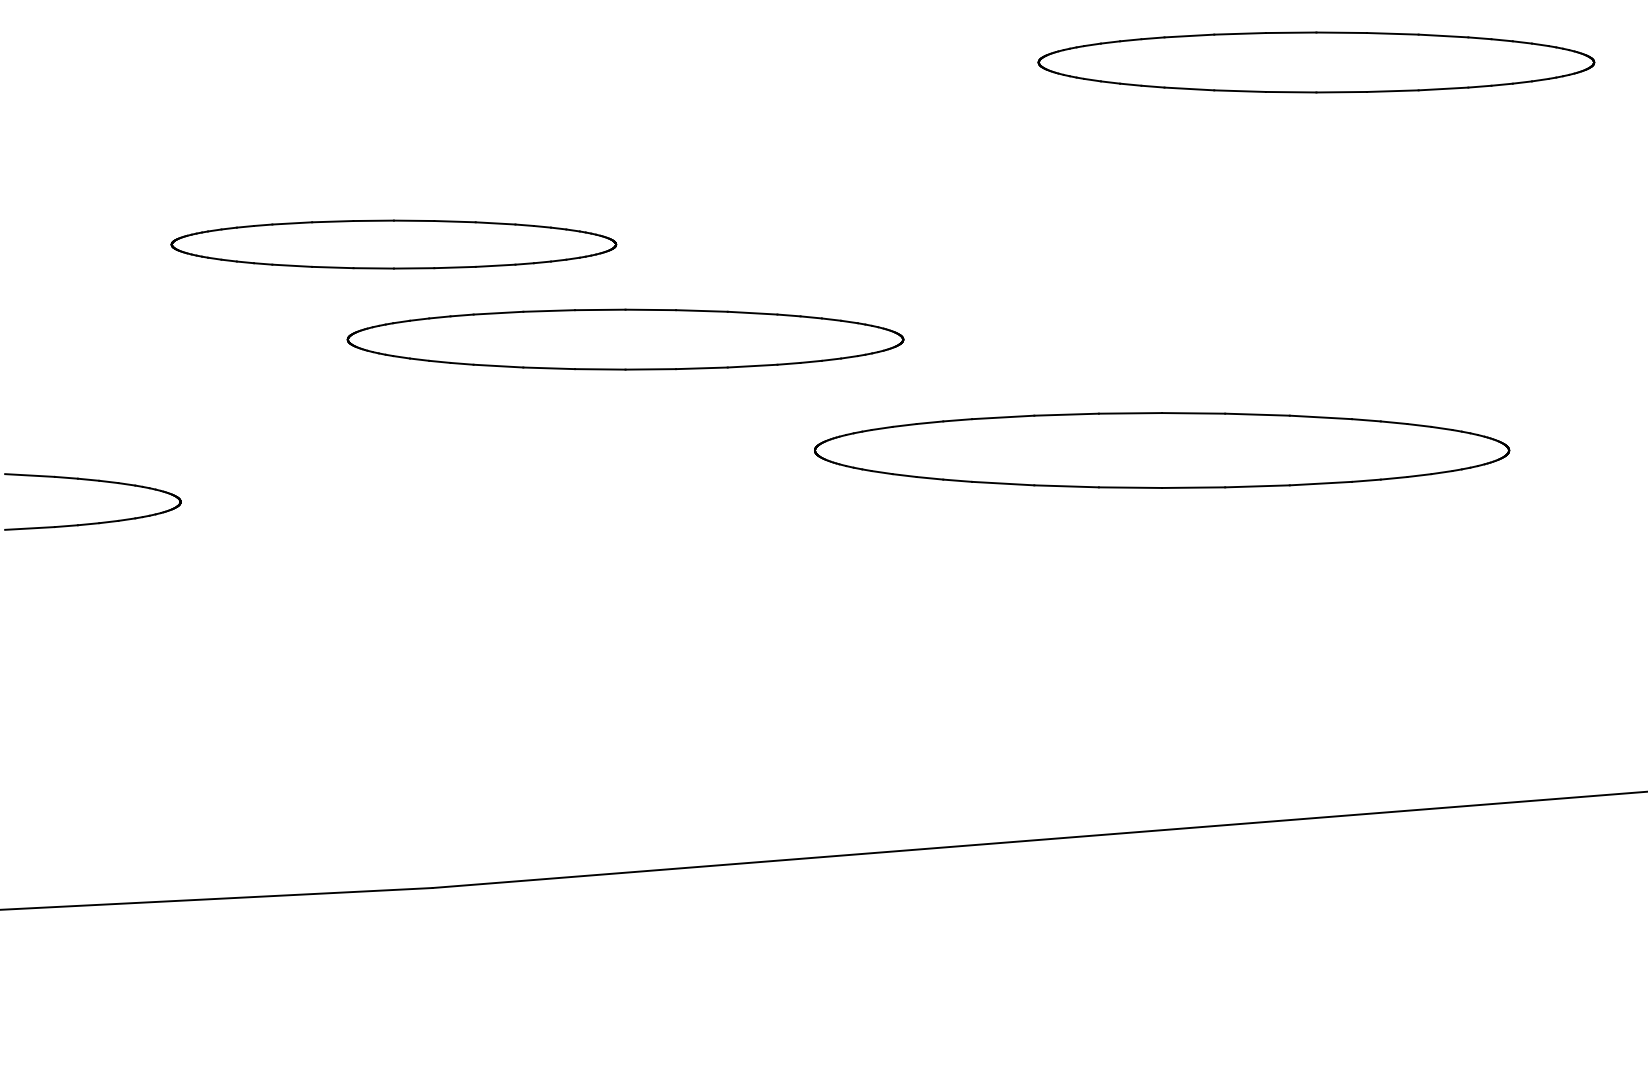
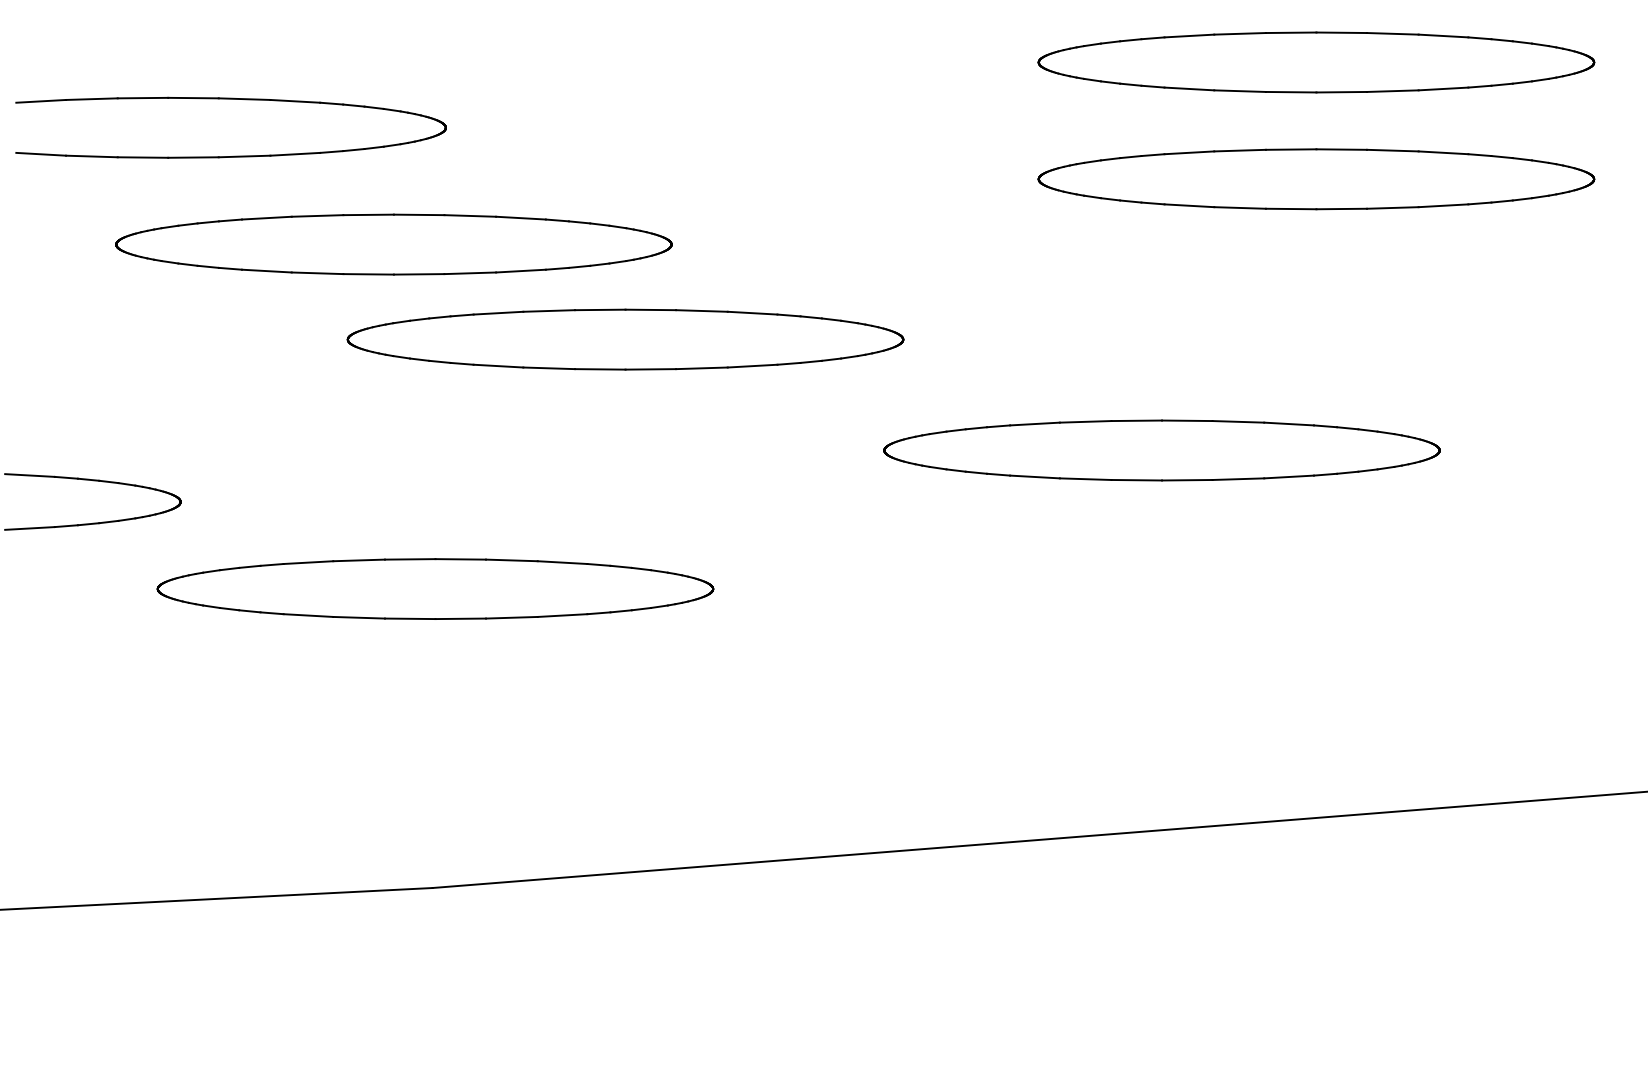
part: none -> present (230, 99)
part: none -> present (1316, 179)
part size: 448x51 px -> 558x63 px (393, 244)
part size: 697x77 px -> 558x63 px (1161, 450)
part: none -> present (435, 588)
